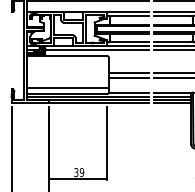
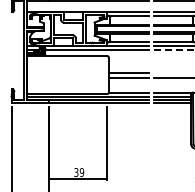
line: solid -> dashed (174, 50)
line: present -> none (172, 73)
line: present -> none (67, 88)
